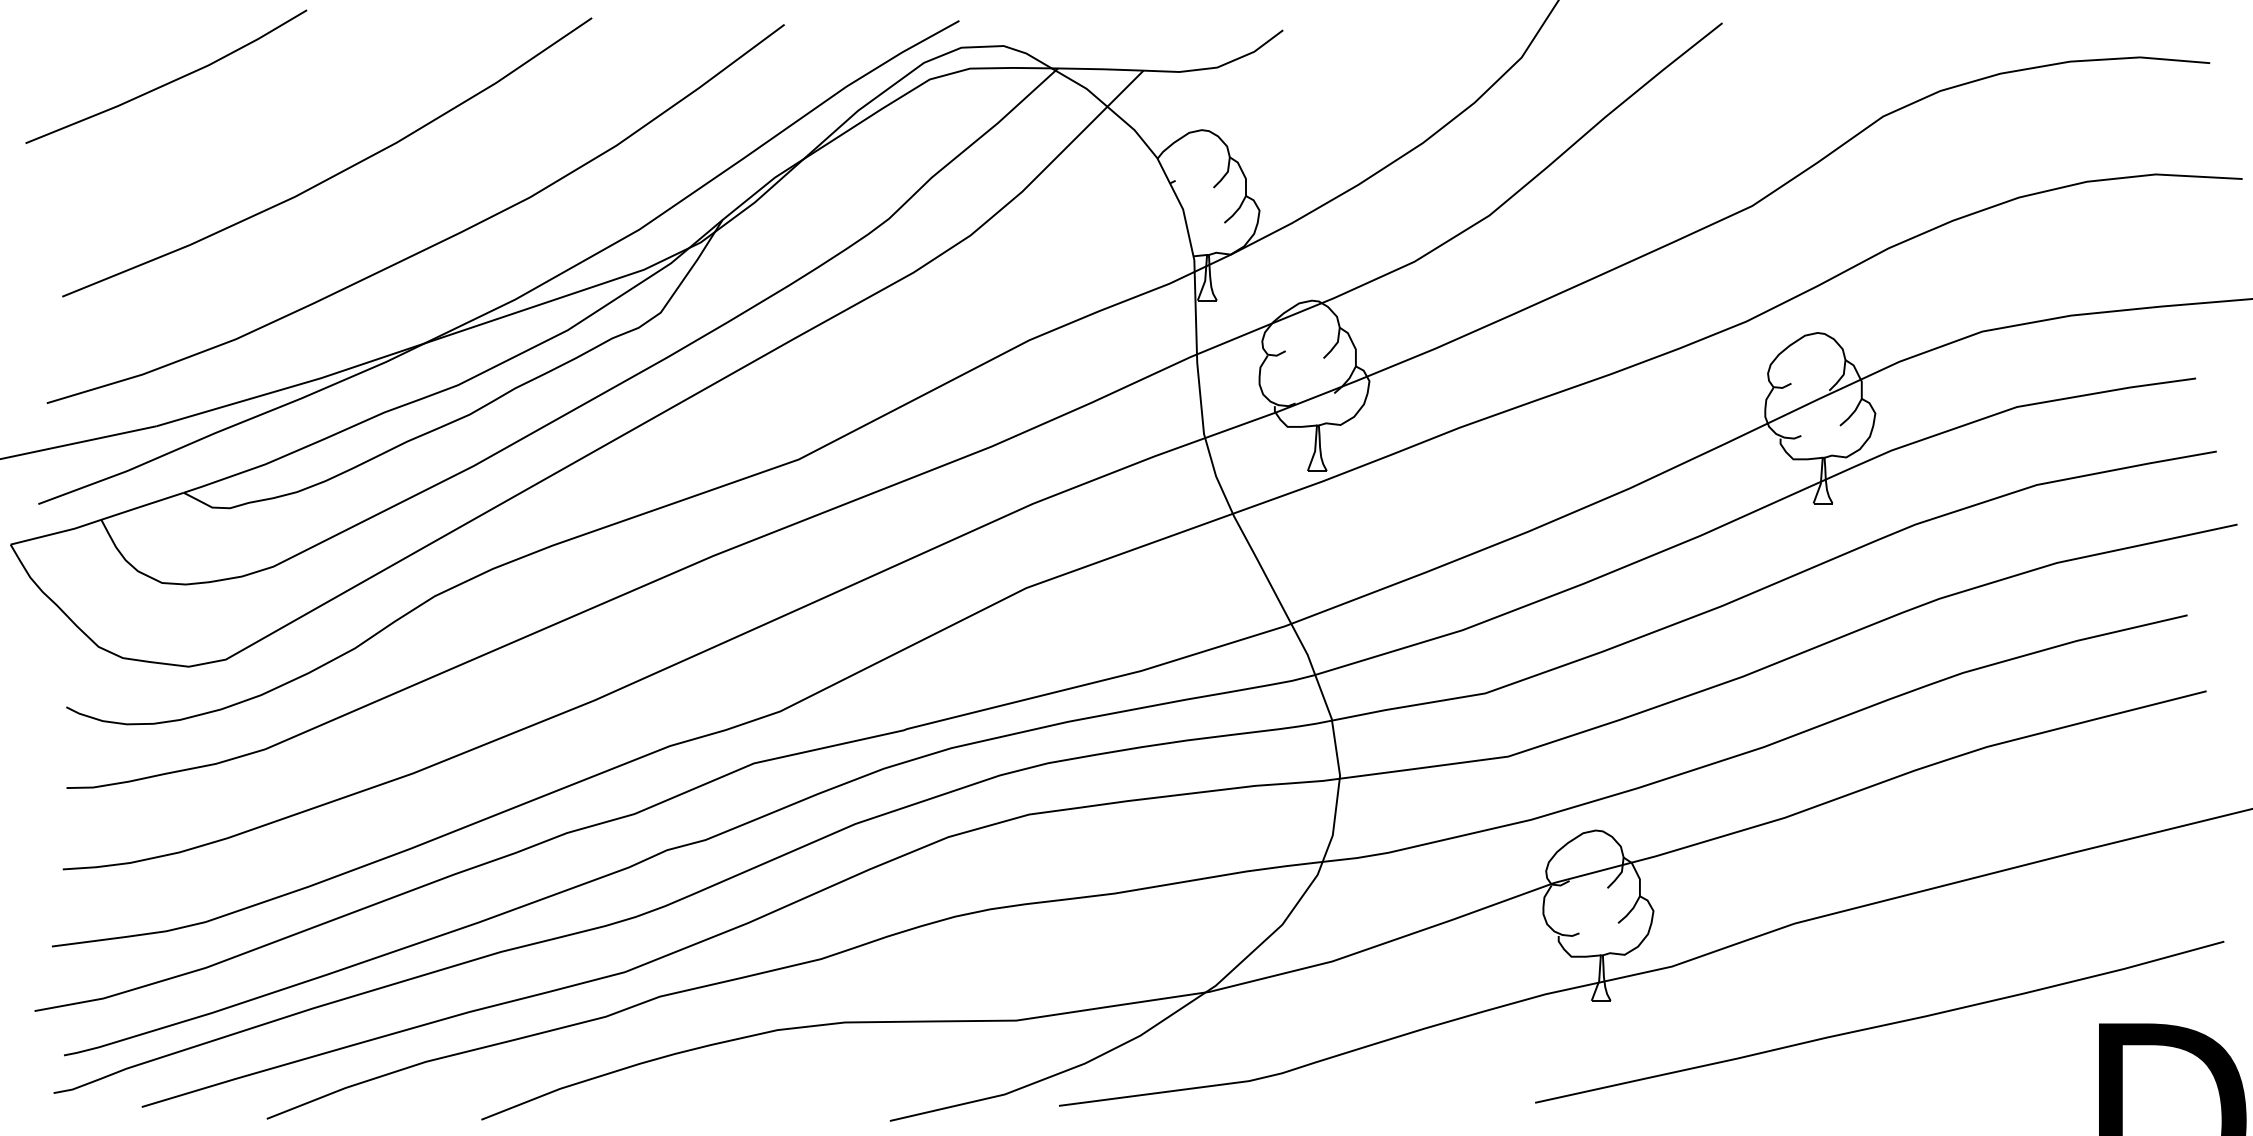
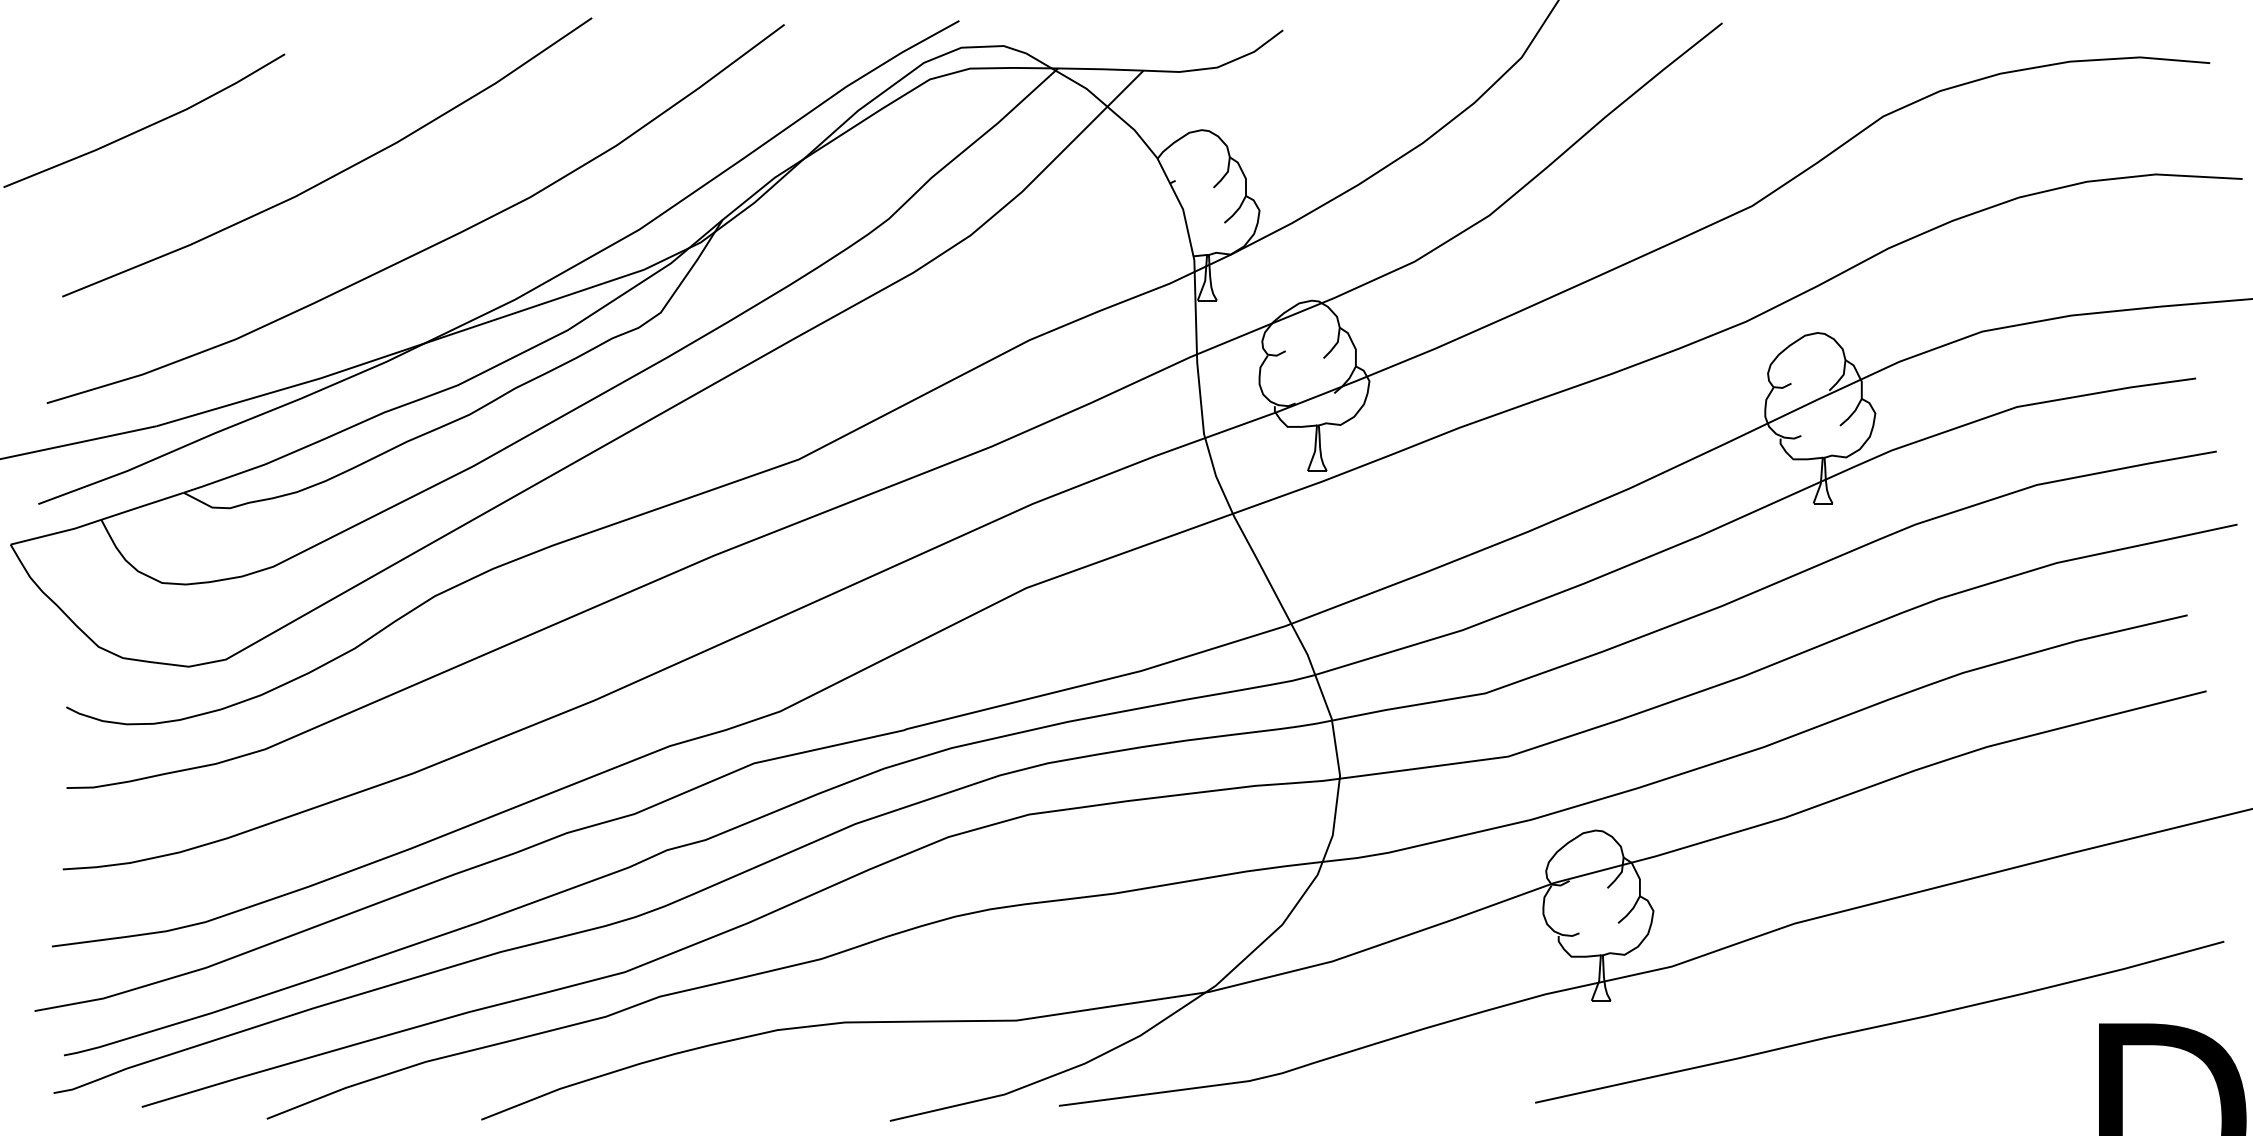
line position: (169, 81) -> (147, 125) (147, 125)
